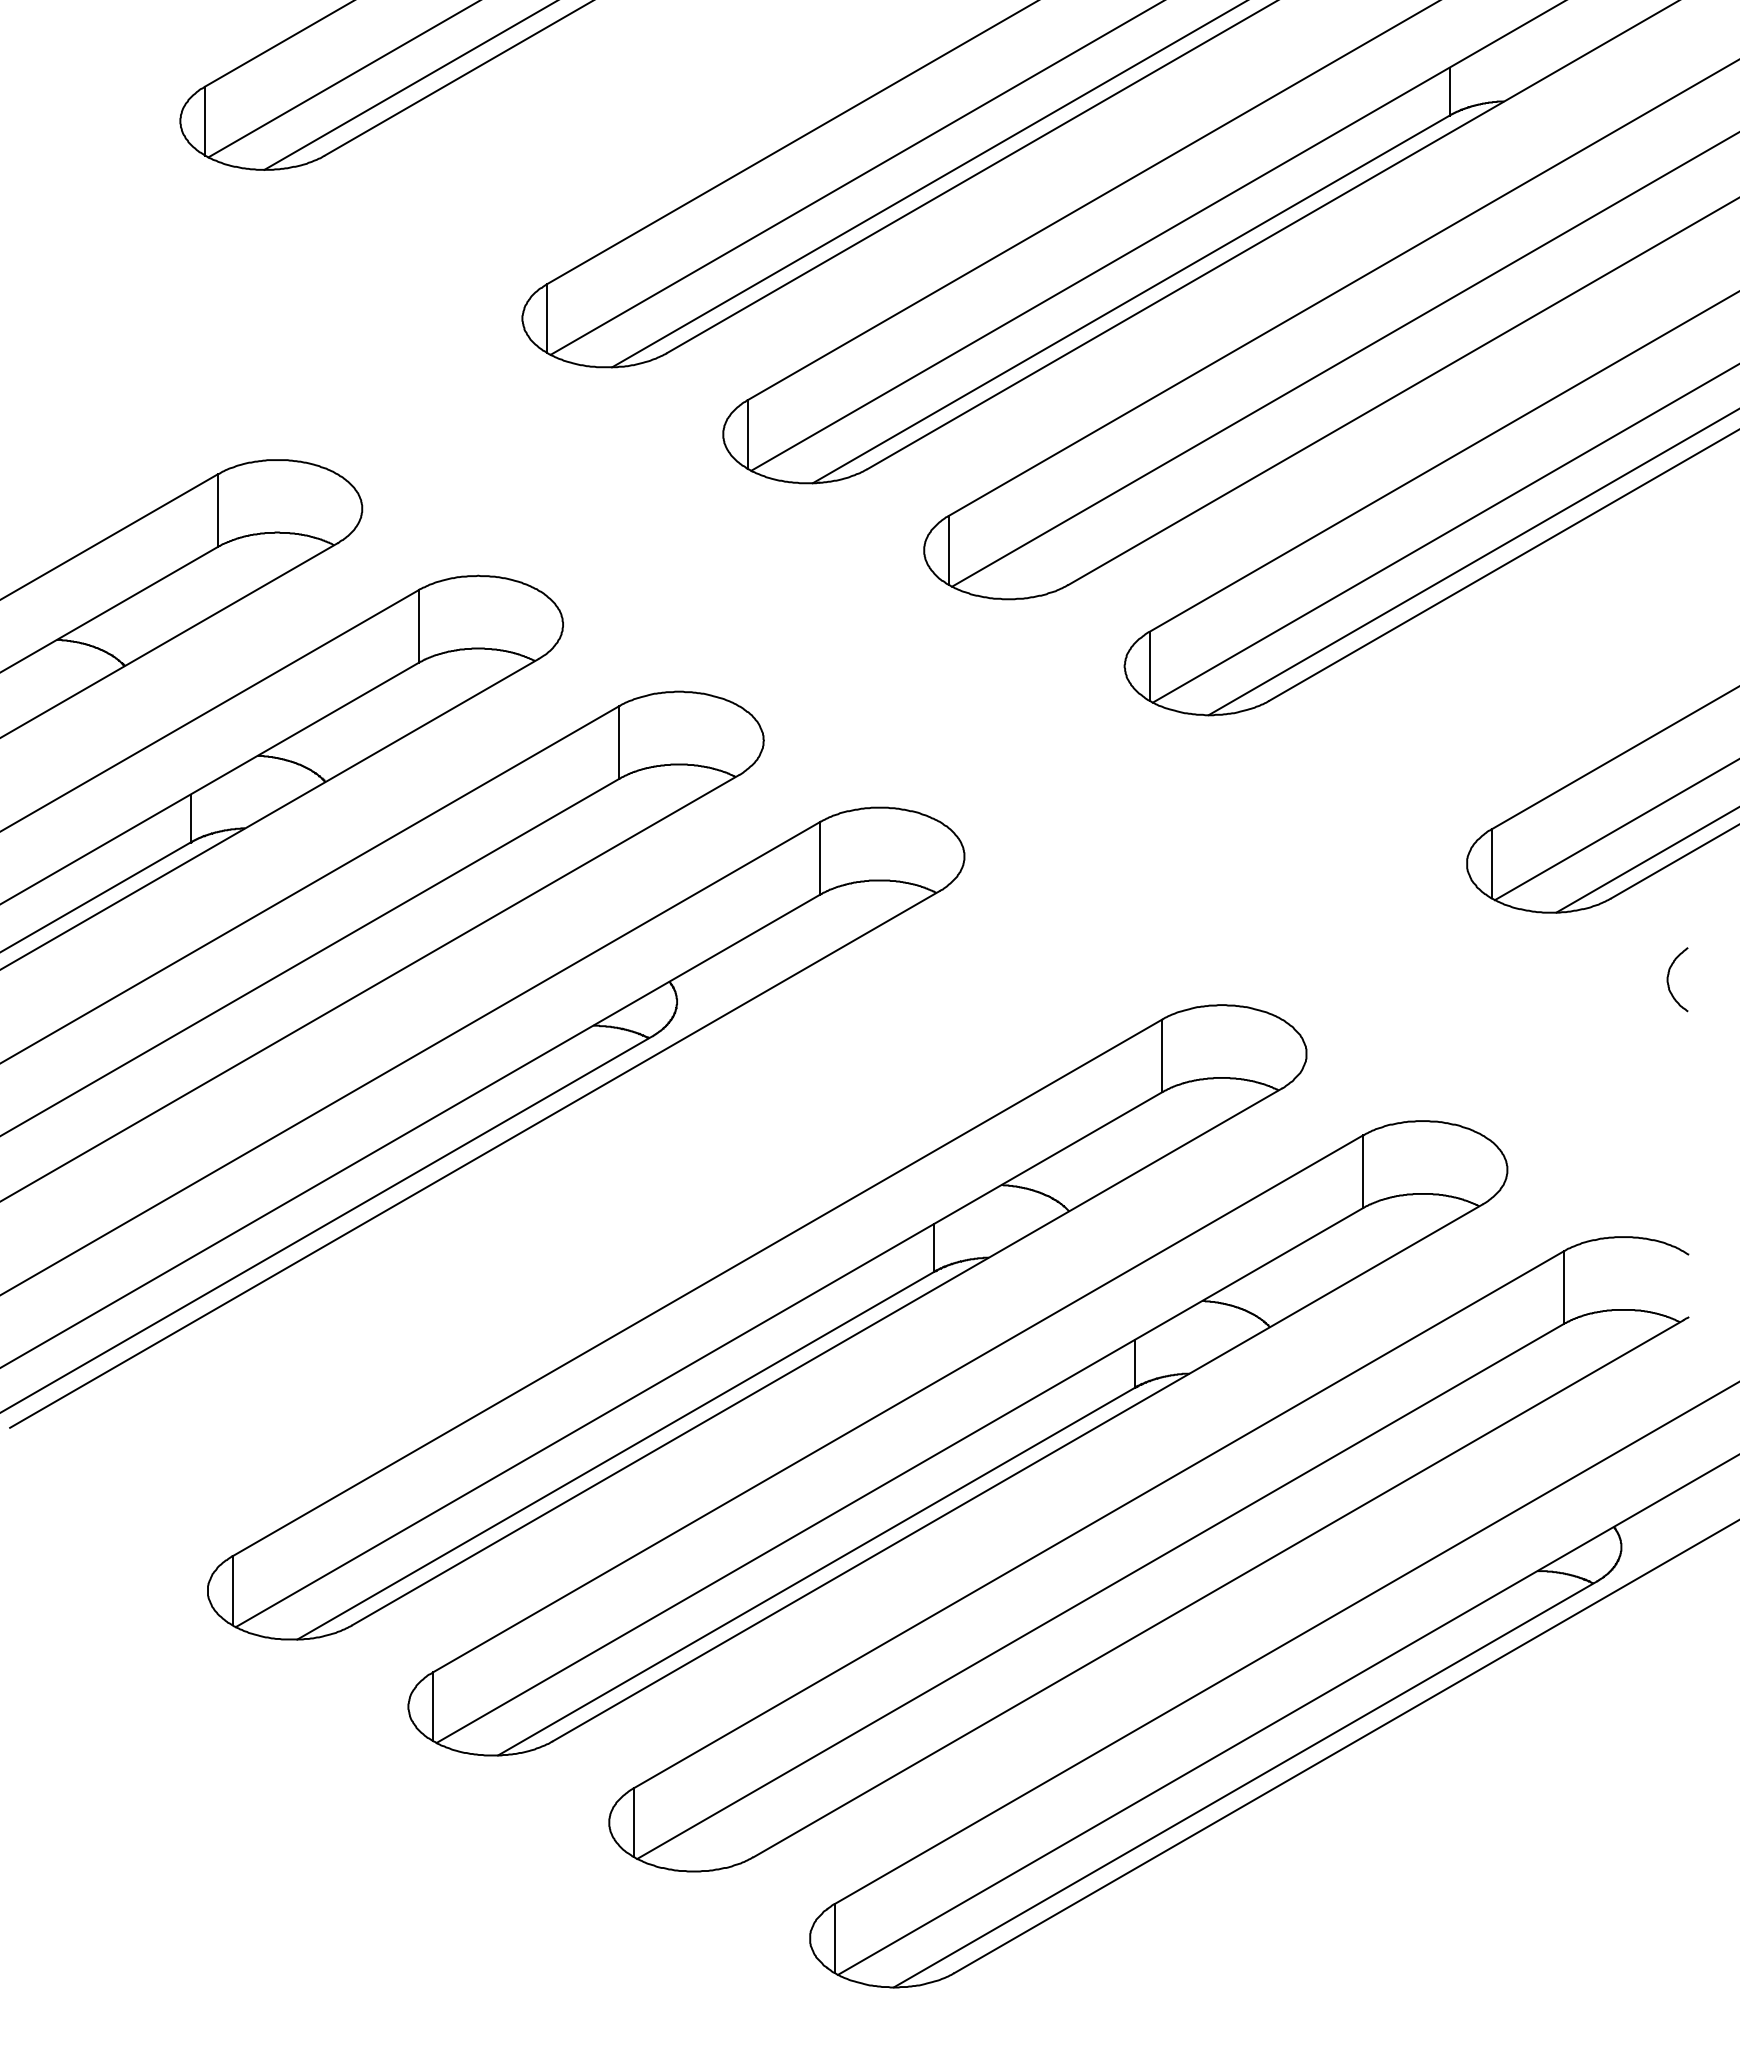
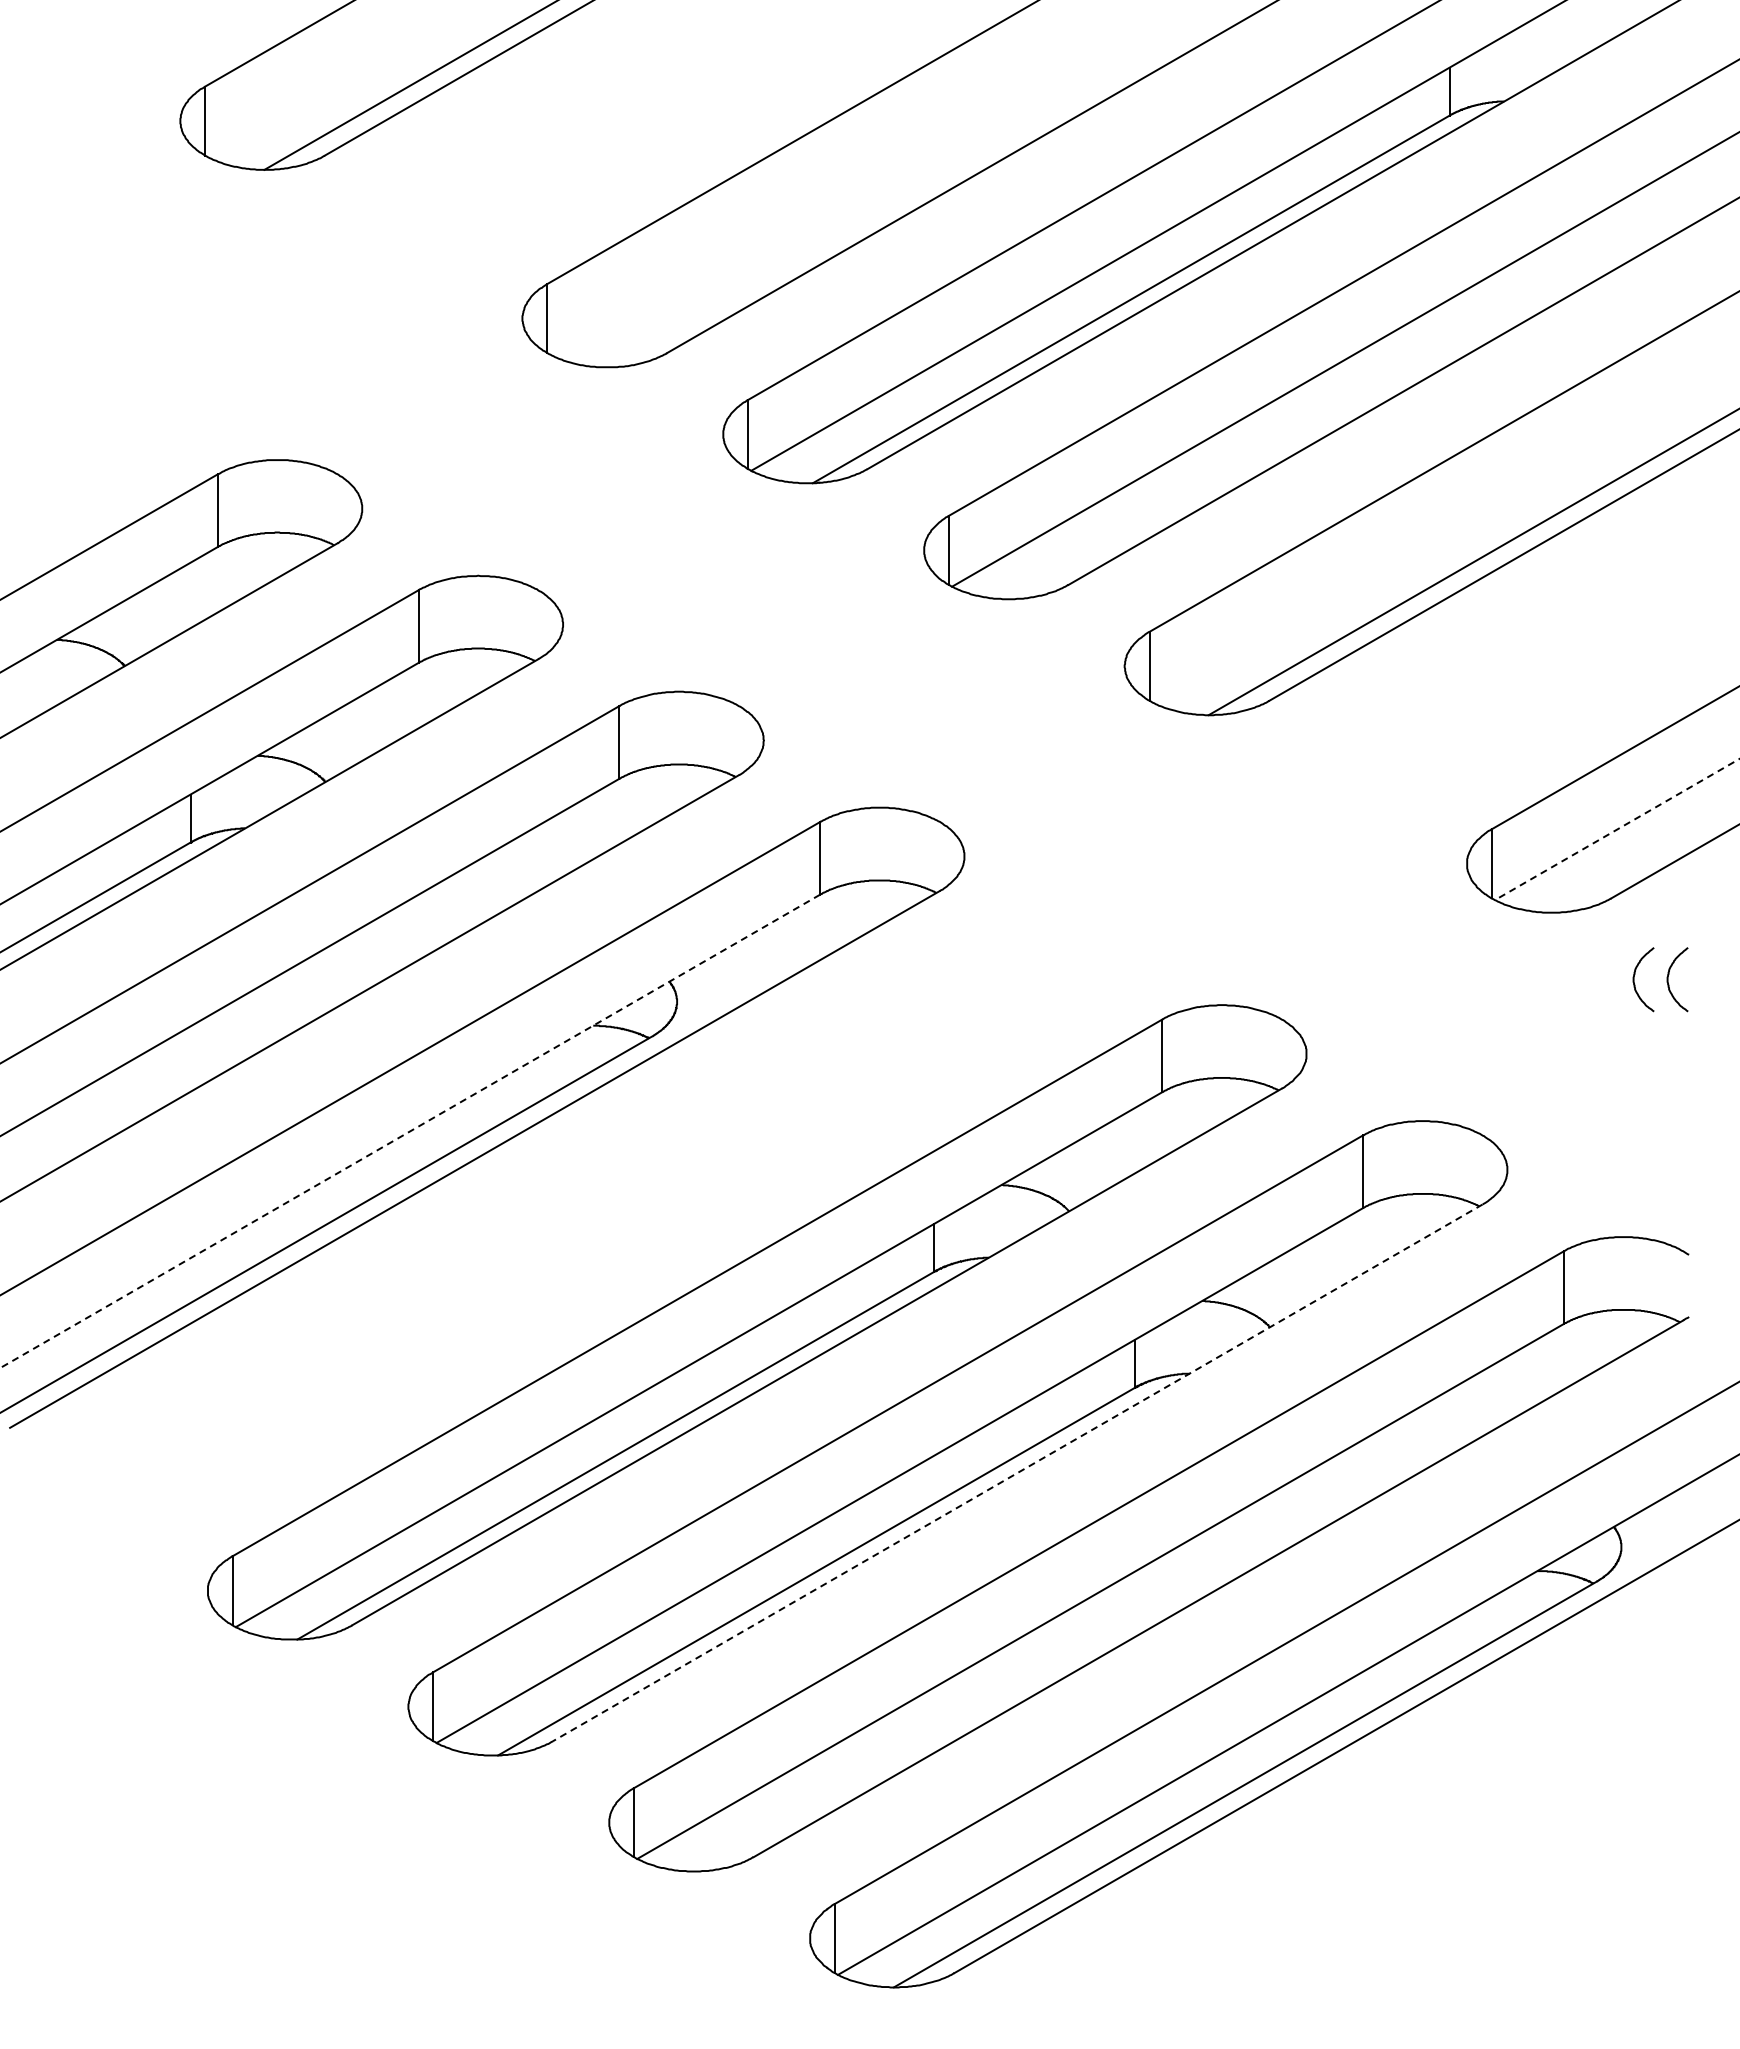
line: present -> none (342, 79)
line: present -> none (855, 178)
line: present -> none (928, 184)
line: present -> none (1444, 533)
line: solid -> dashed (1617, 829)
line: present -> none (1646, 860)
curve: none -> present (1634, 979)
line: solid -> dashed (409, 1131)
line: solid -> dashed (1017, 1472)
